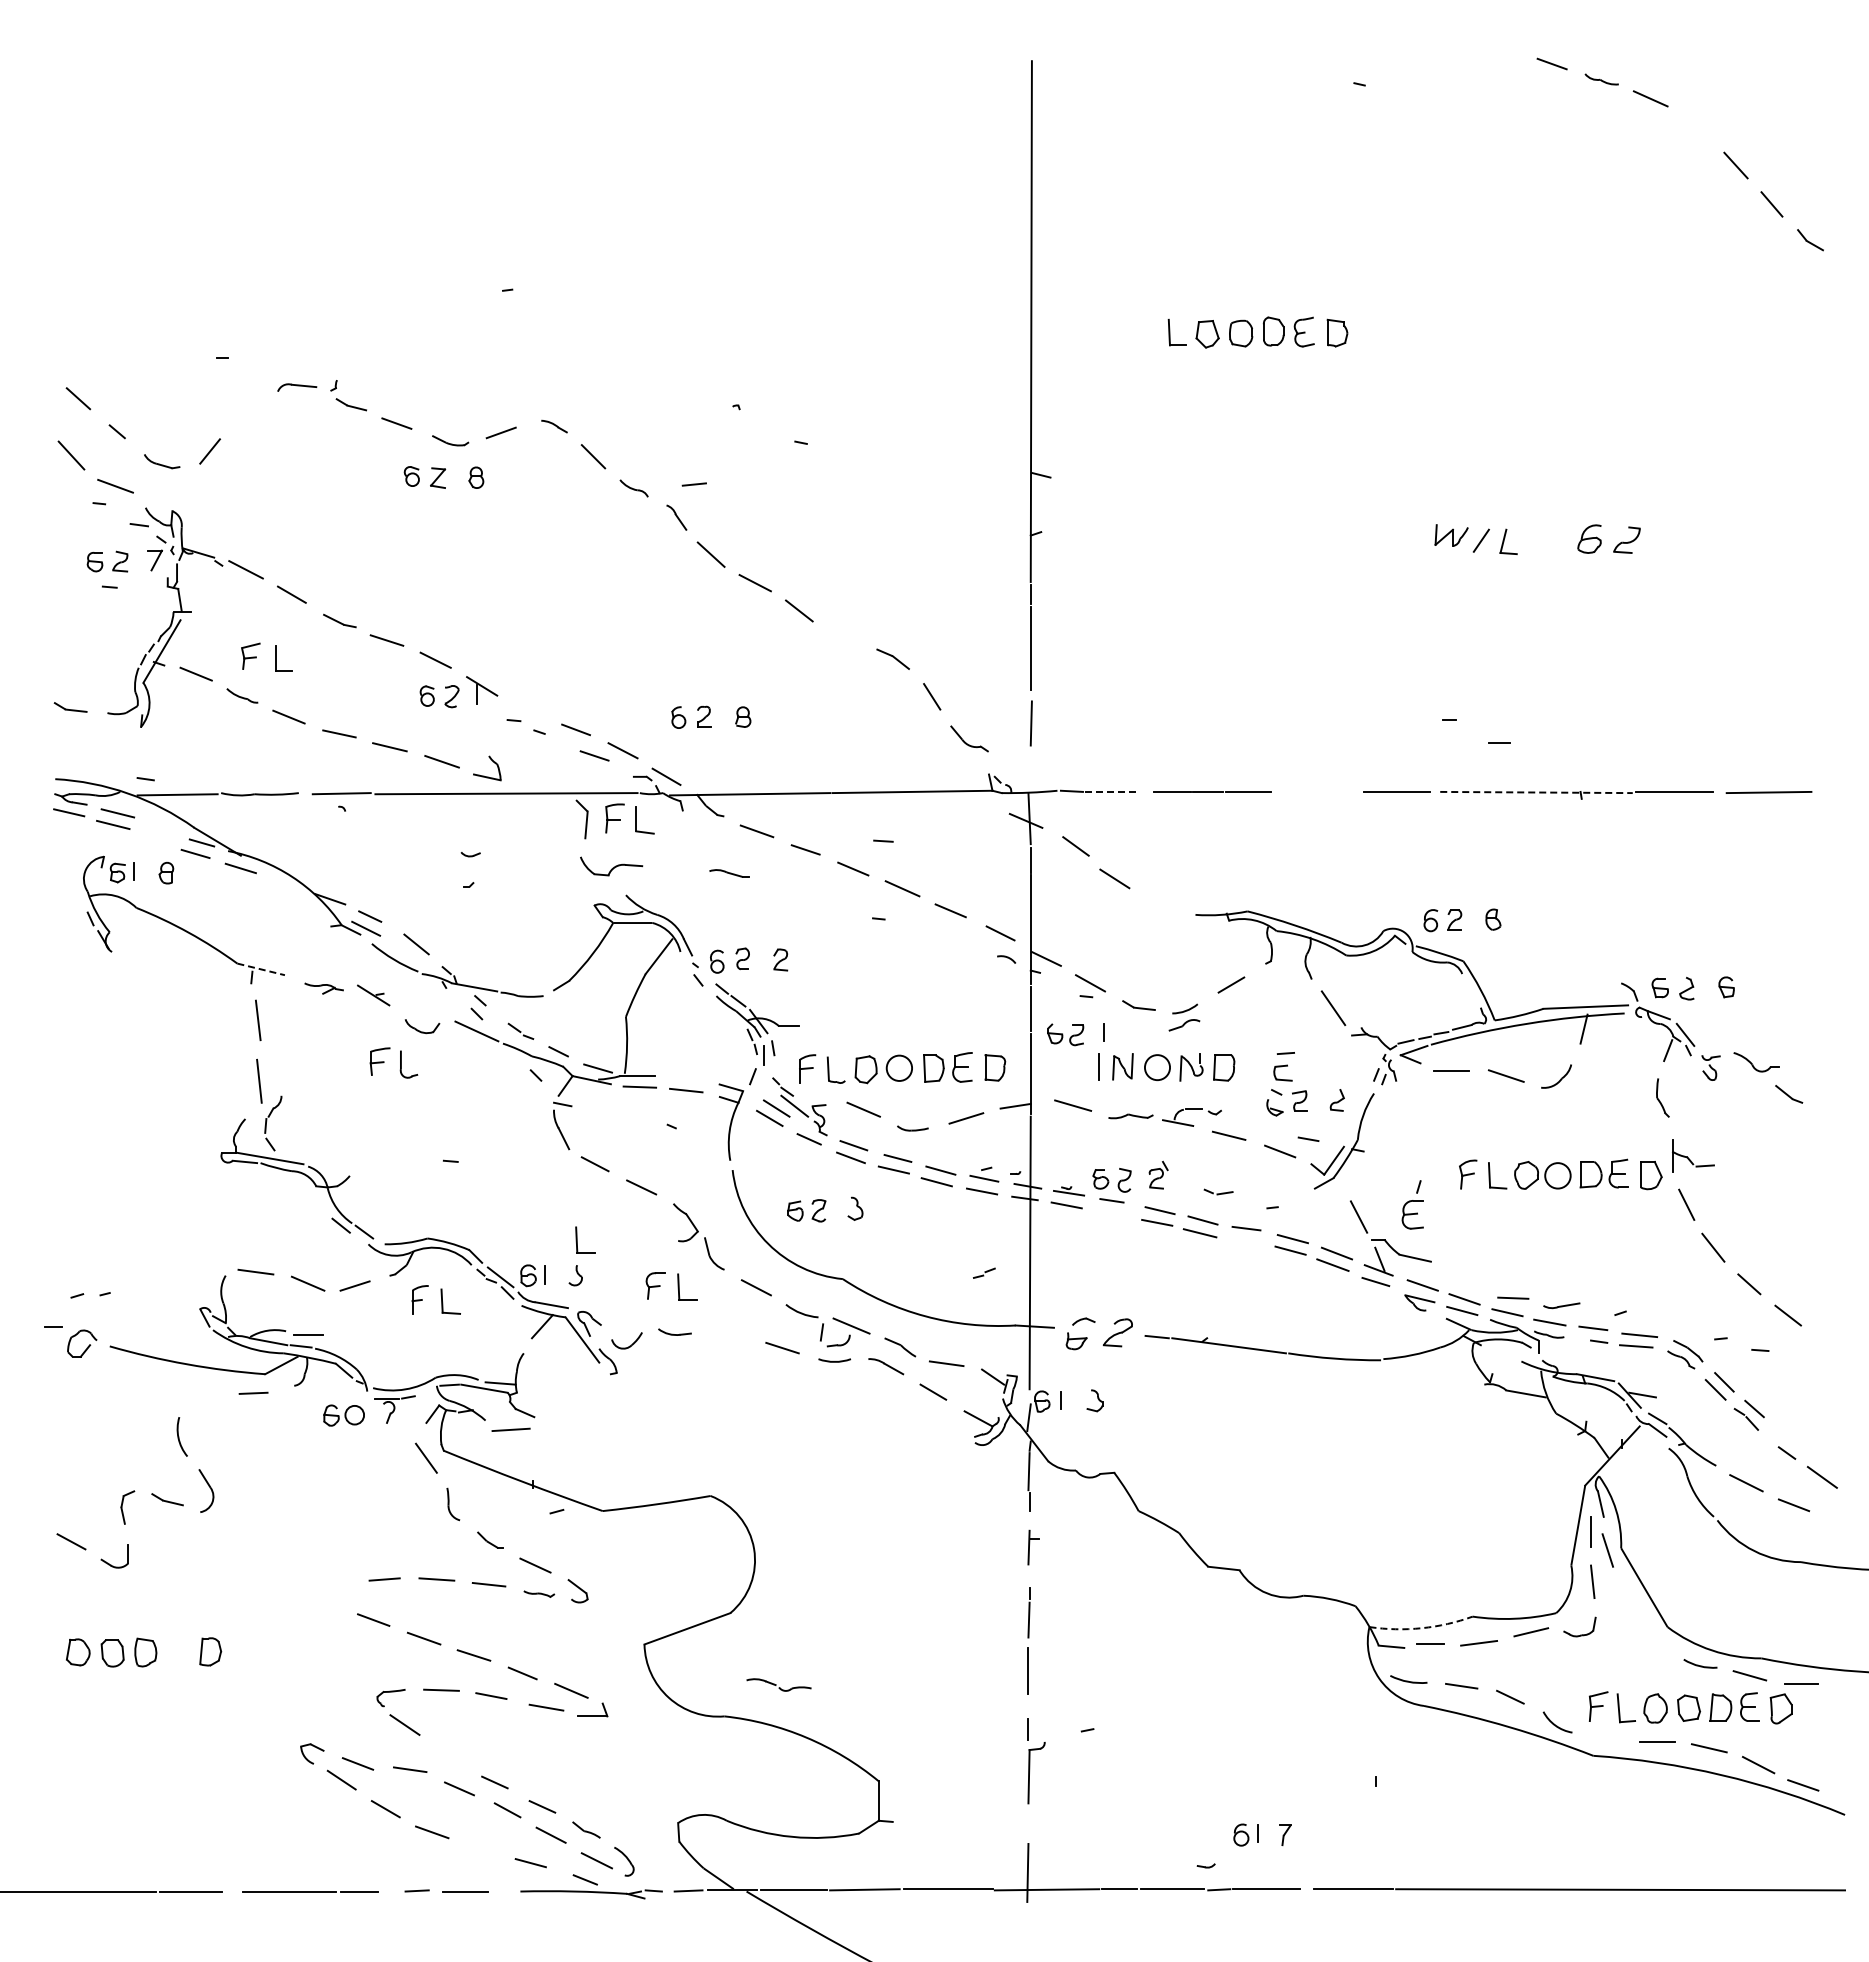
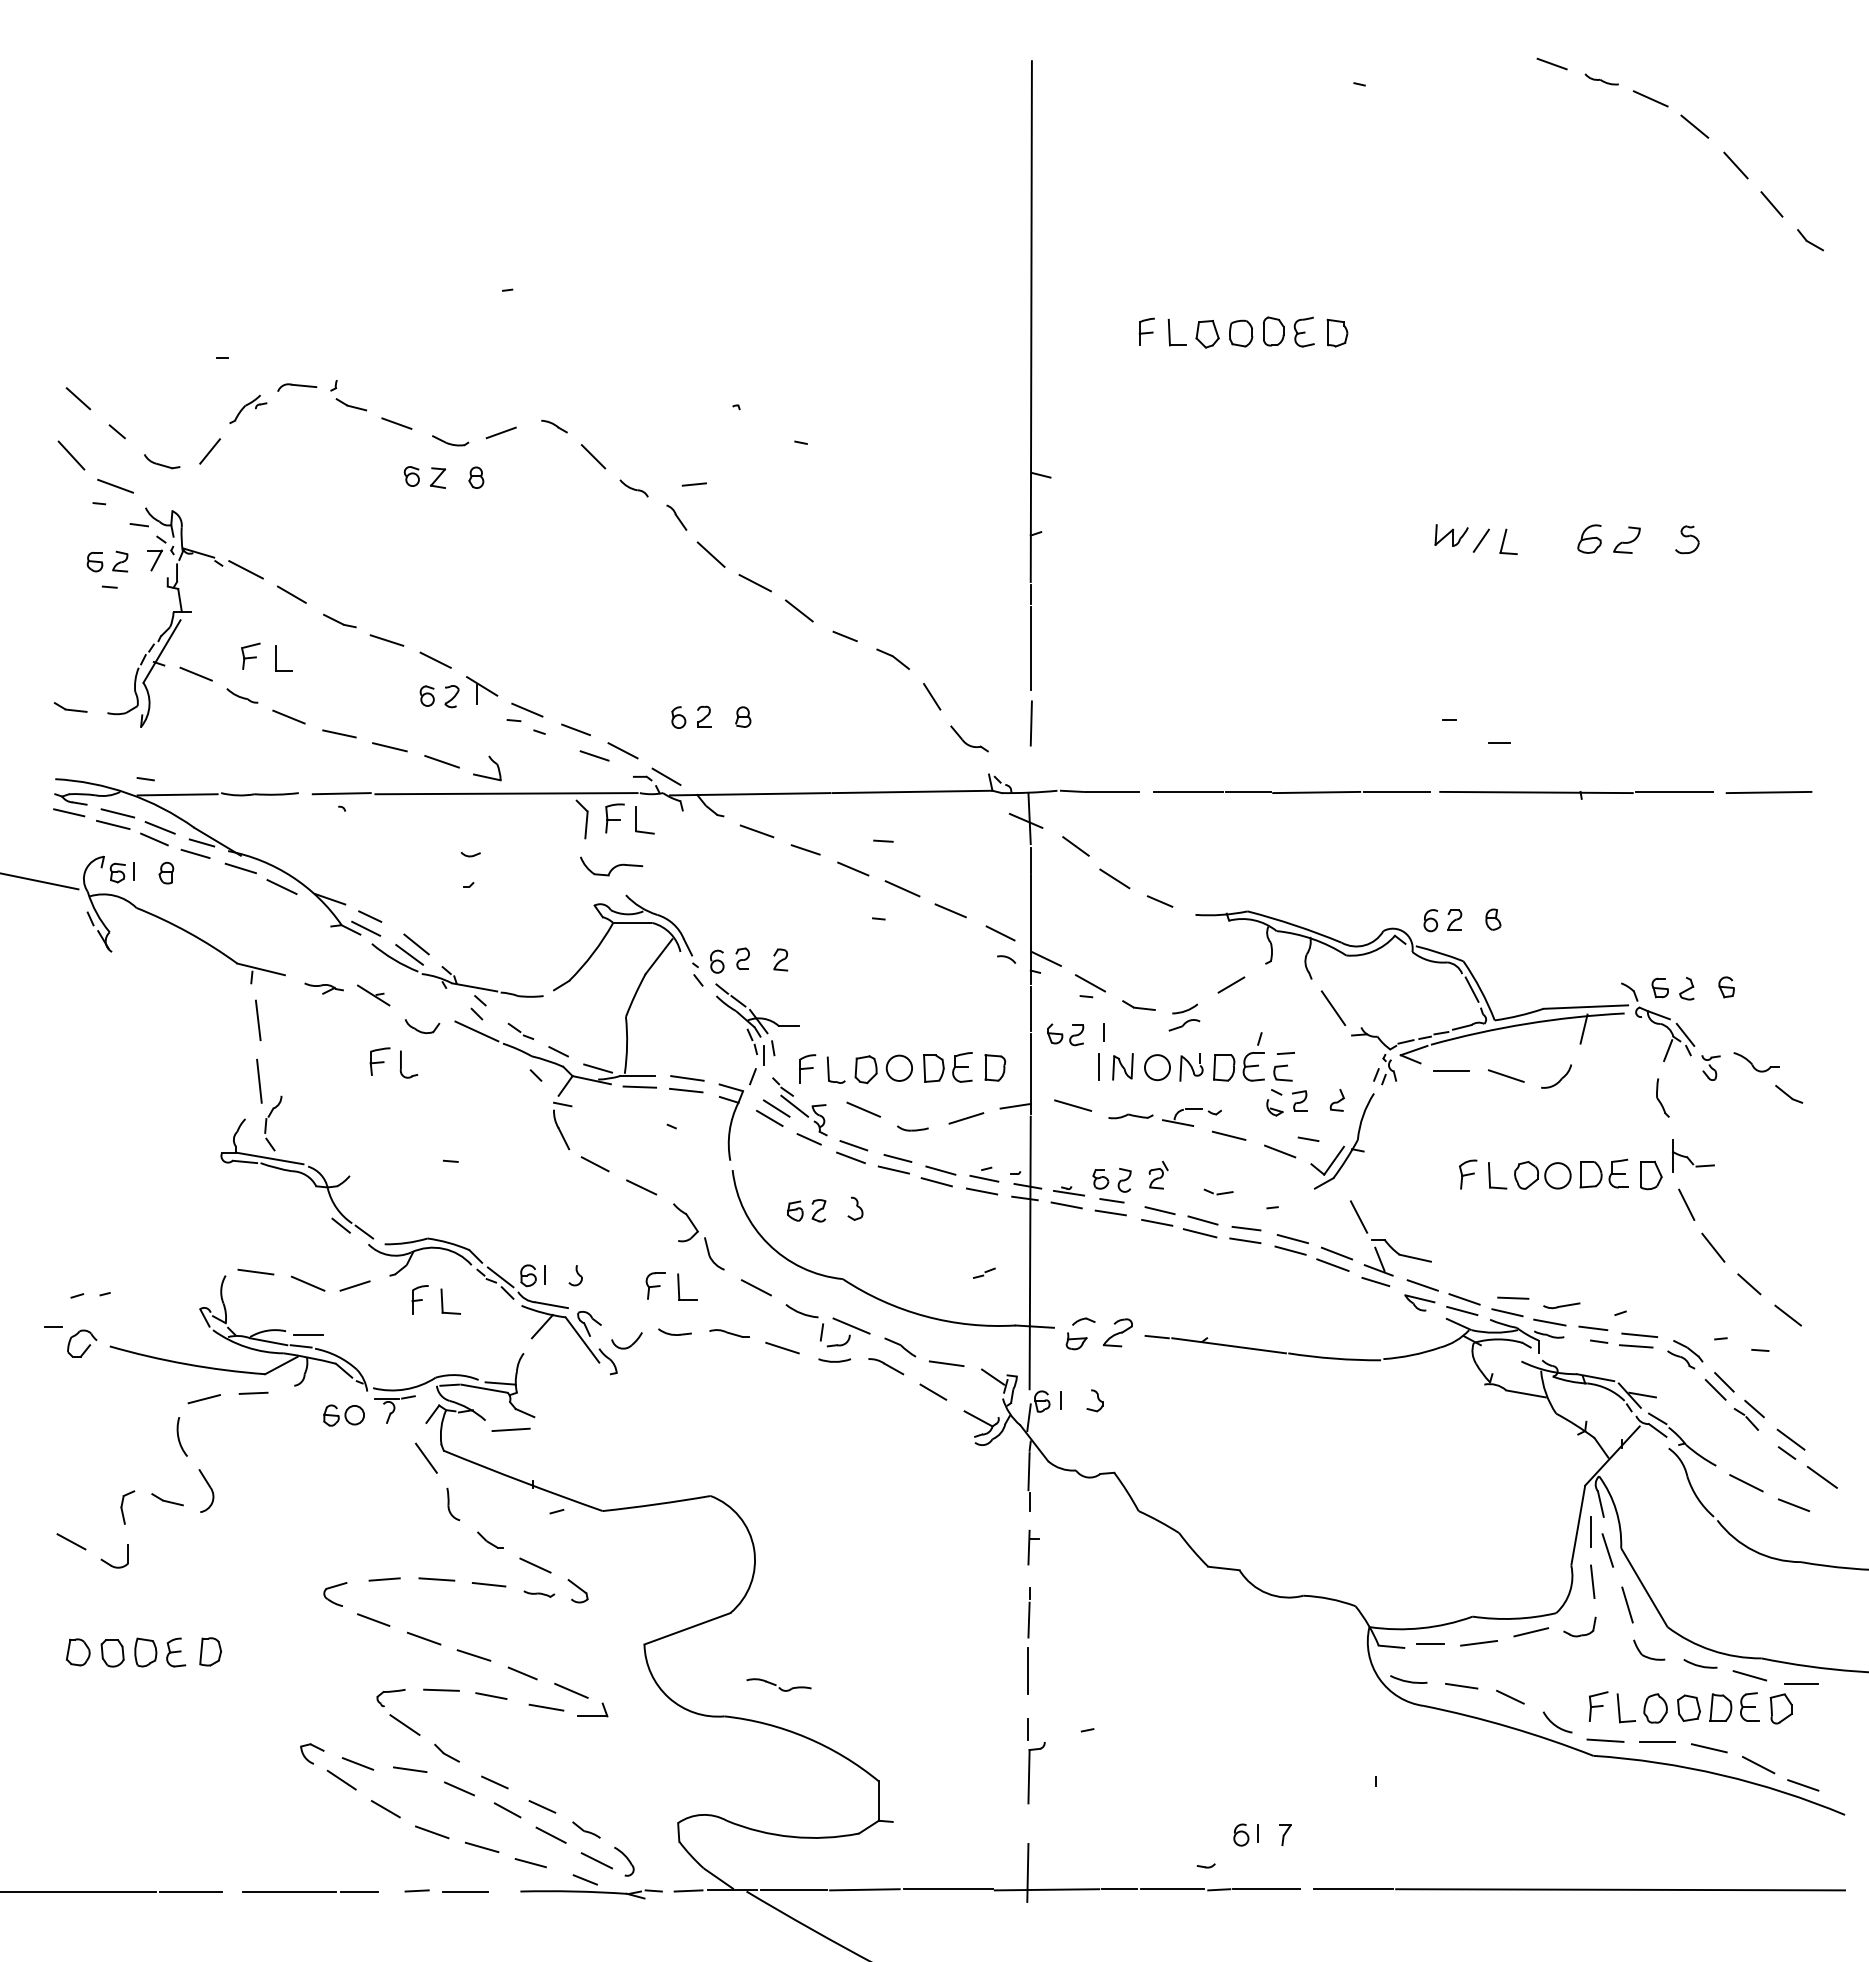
line: none -> present (1694, 126)
part: none -> present (1146, 331)
part: none -> present (248, 409)
part: none -> present (1687, 539)
line: none -> present (844, 636)
line: none -> present (527, 709)
line: dashed -> solid (1111, 791)
line: none -> present (1316, 792)
line: dashed -> solid (1536, 792)
line: none -> present (159, 827)
line: none -> present (154, 839)
part position: (729, 873) -> (729, 1333) (729, 1333)
line: none -> present (40, 881)
line: none -> present (281, 887)
line: none -> present (1159, 901)
line: none -> present (409, 954)
line: dashed -> solid (261, 969)
line: none -> present (1471, 989)
line: none -> present (687, 1078)
part position: (1412, 1204) -> (1253, 1056) (1253, 1056)
line: none -> present (1110, 1212)
part: present -> none (577, 1239)
line: none -> present (1245, 1240)
line: none -> present (203, 1399)
line: none -> present (1790, 1439)
part: none -> present (335, 1587)
line: none -> present (1627, 1604)
arc: dashed -> solid (1421, 1628)
part: none -> present (176, 1652)
part: none -> present (1648, 1656)
line: none -> present (1605, 1740)
part: none -> present (446, 1752)
line: none -> present (481, 1847)
